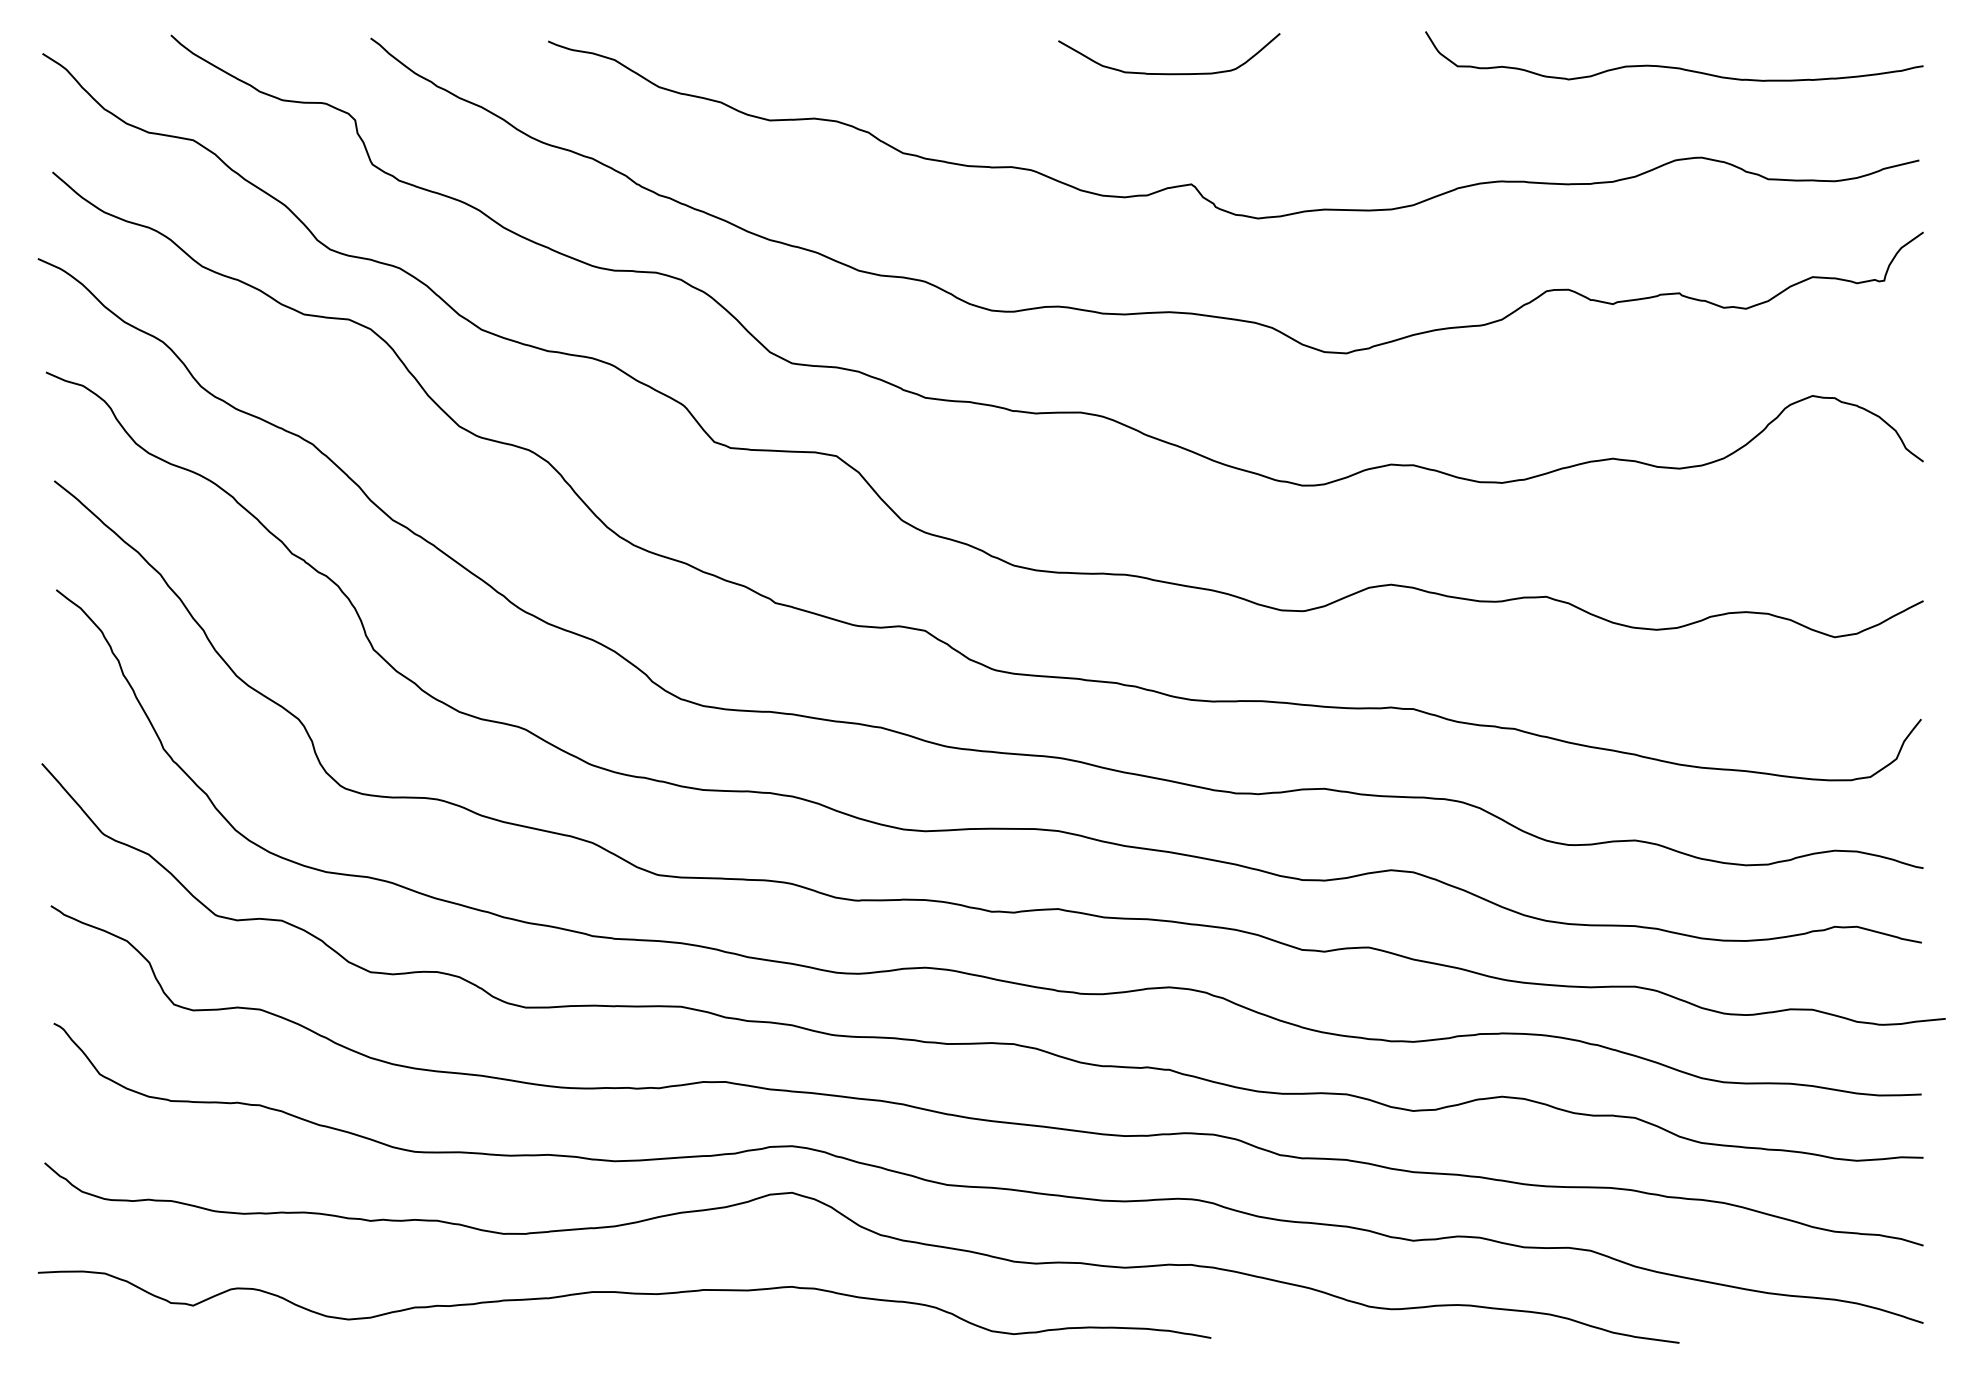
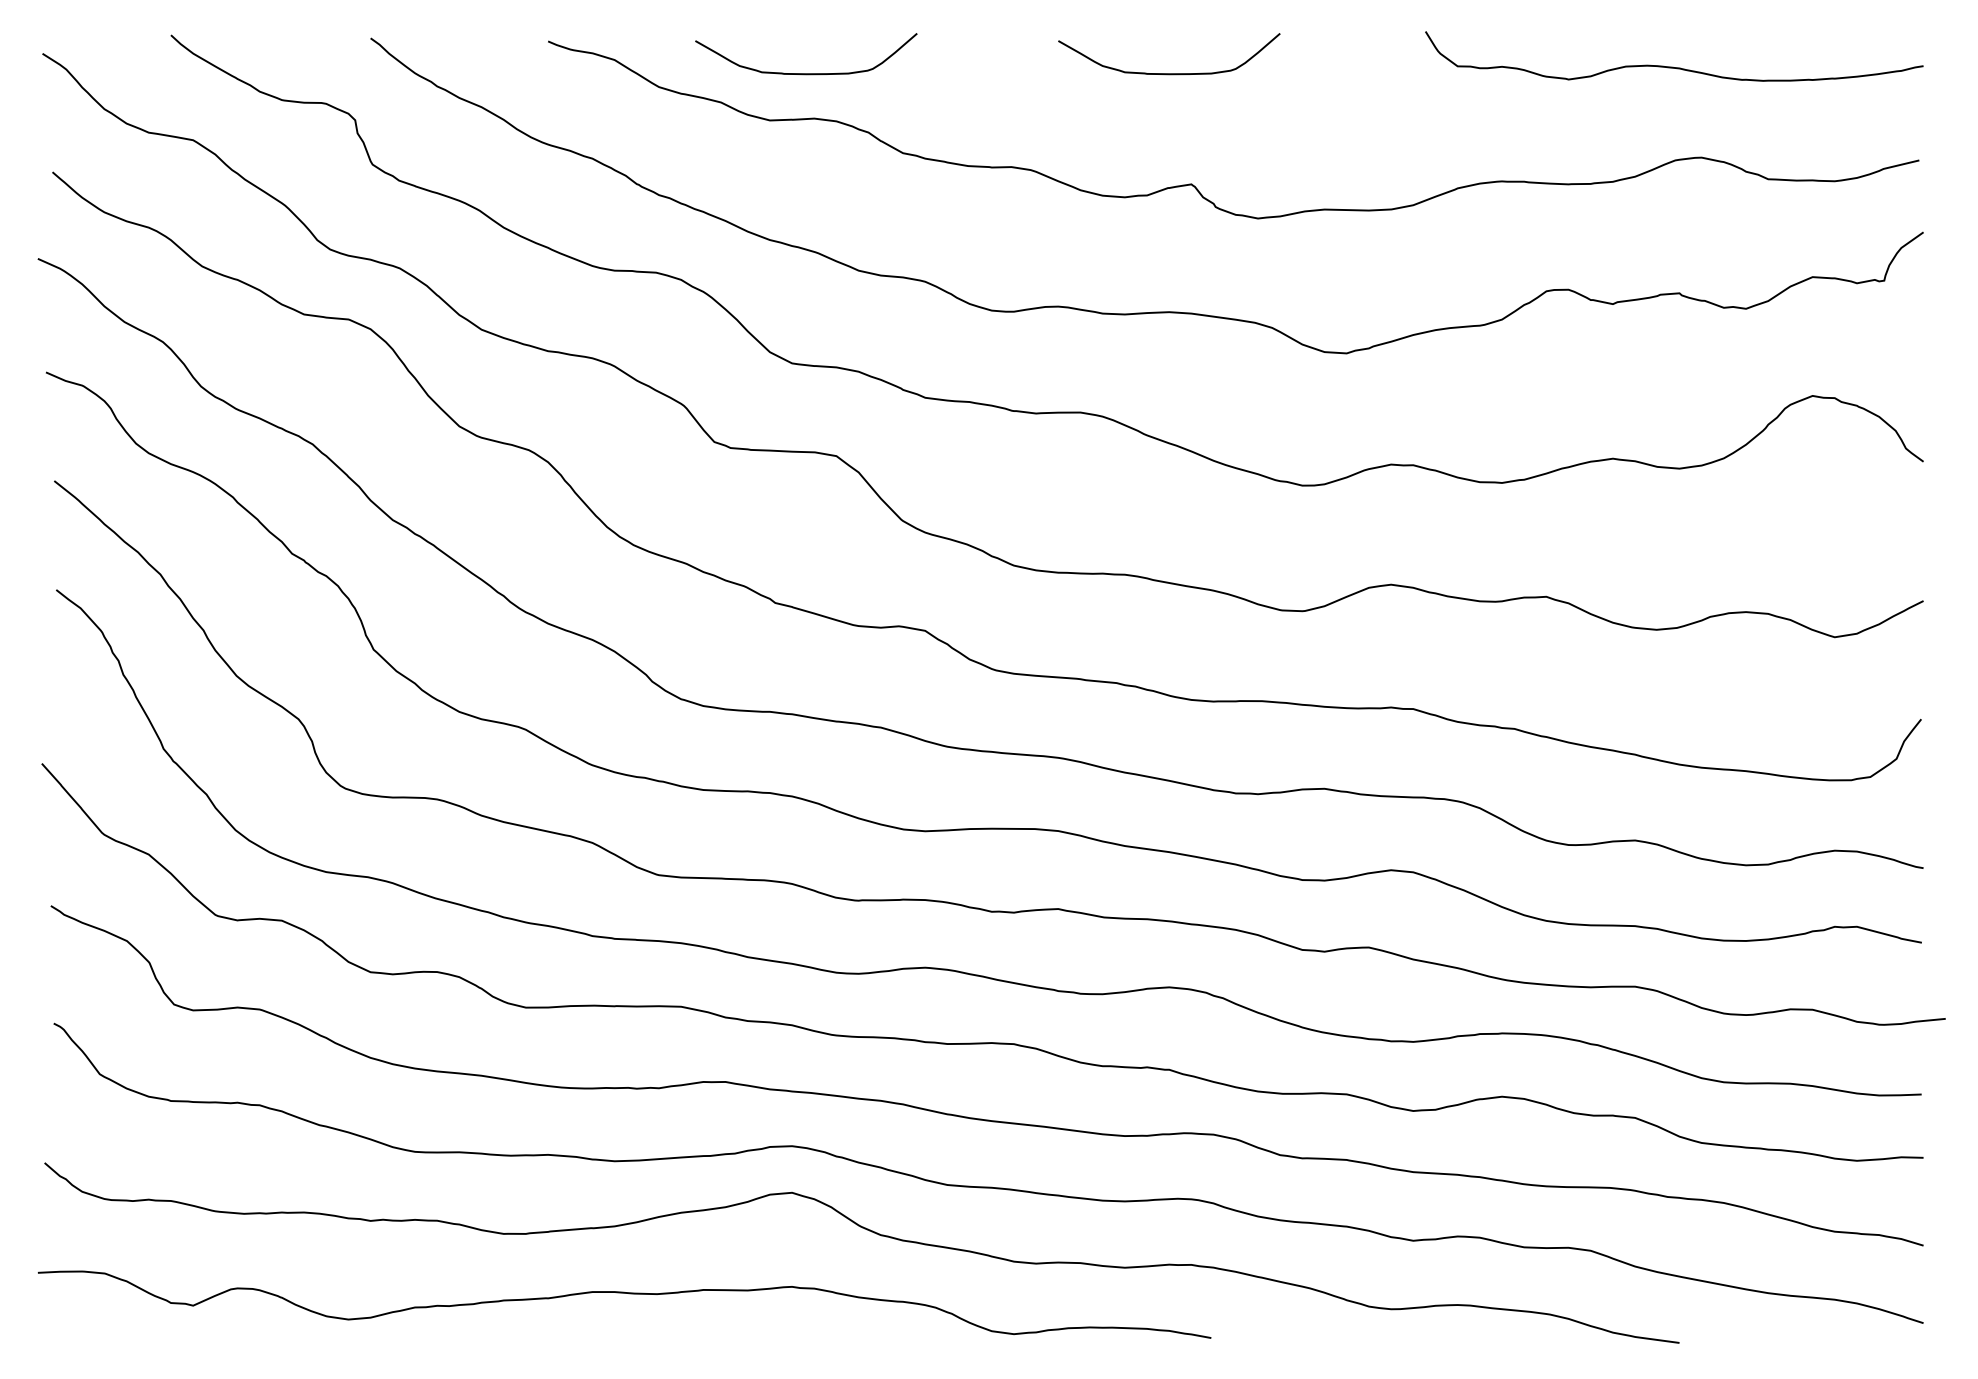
curve: none -> present (806, 73)
